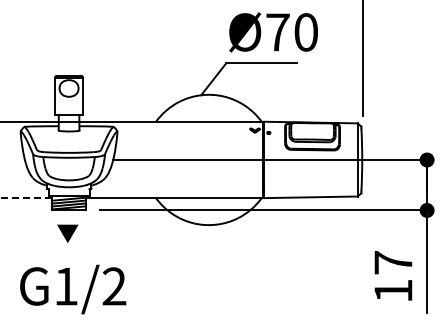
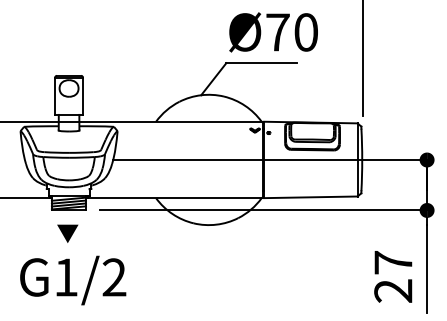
line: dashed -> solid (25, 198)
text position: (73, 289) -> (73, 280) (73, 280)
text: 17 -> 27 (393, 290)
